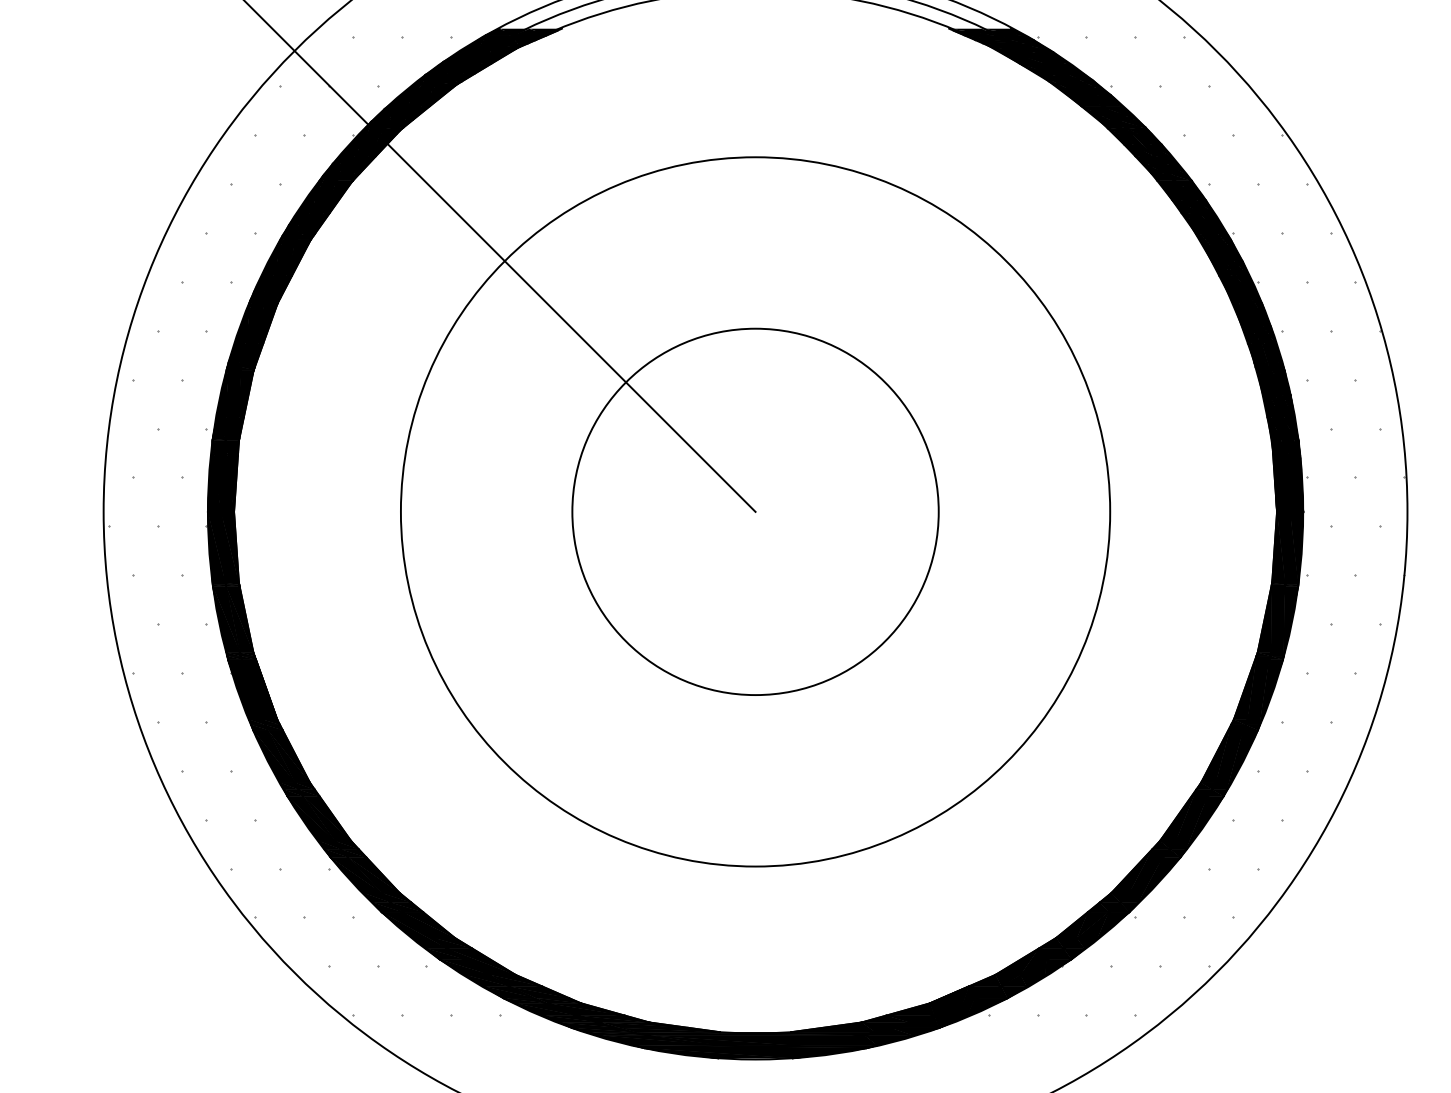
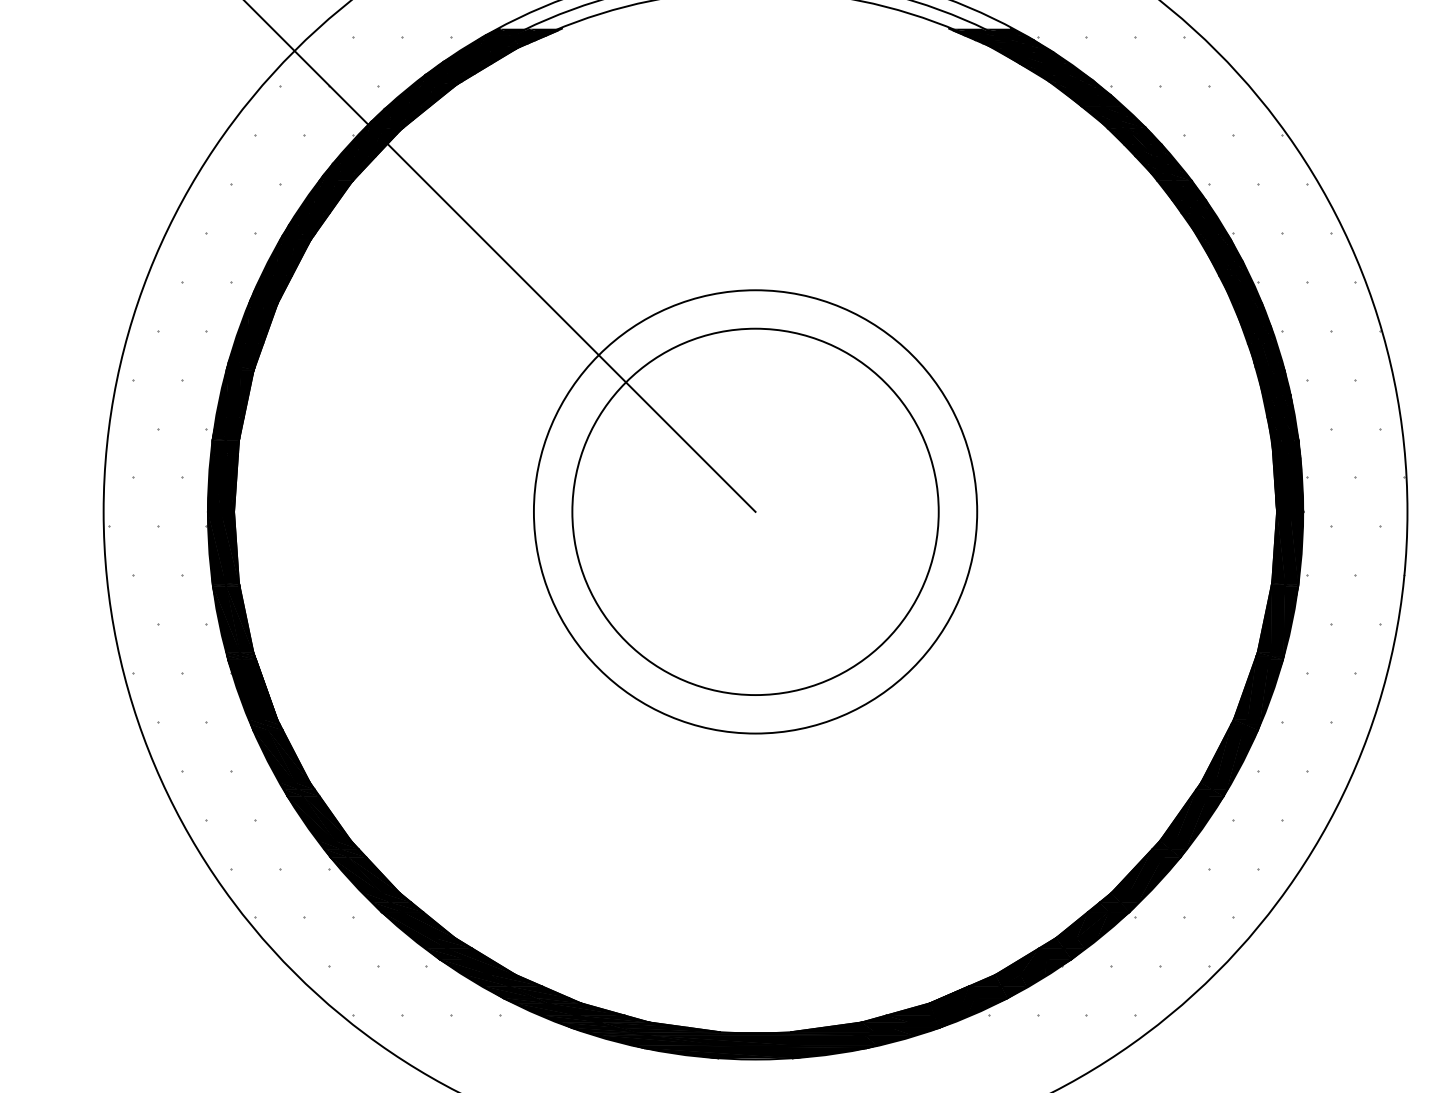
circle diameter: 709 px -> 443 px (755, 511)
